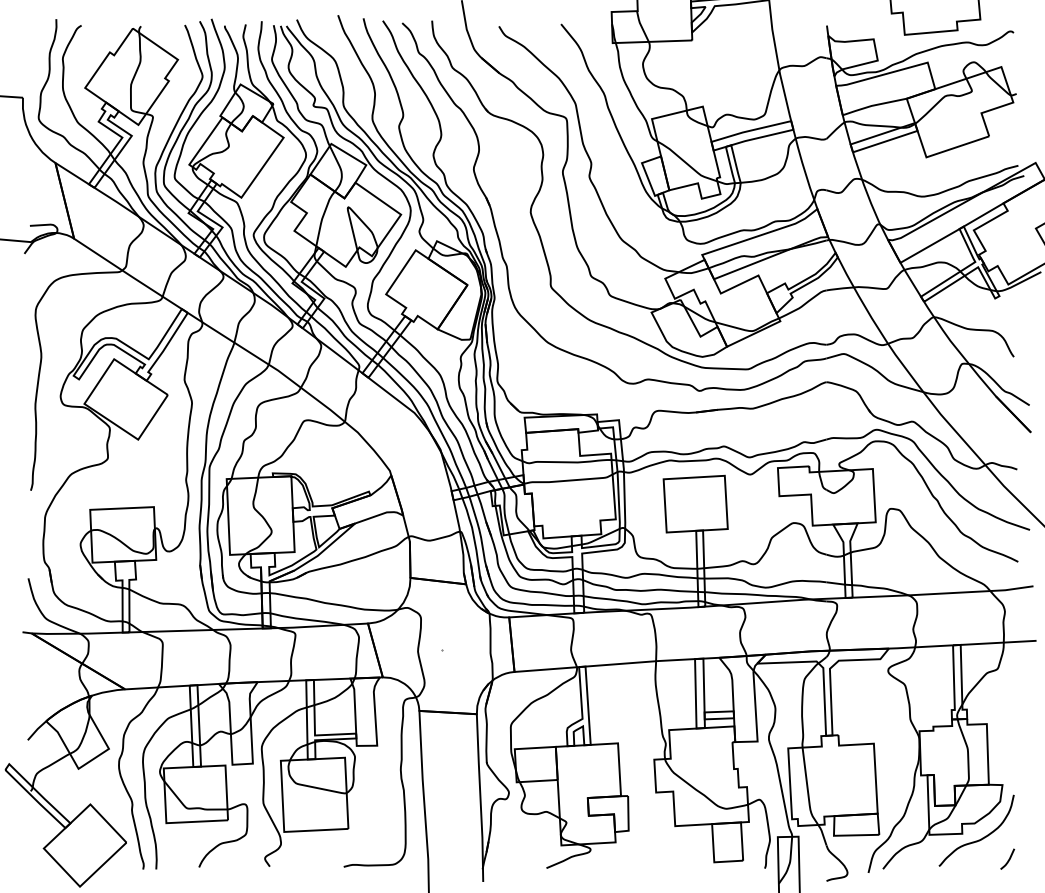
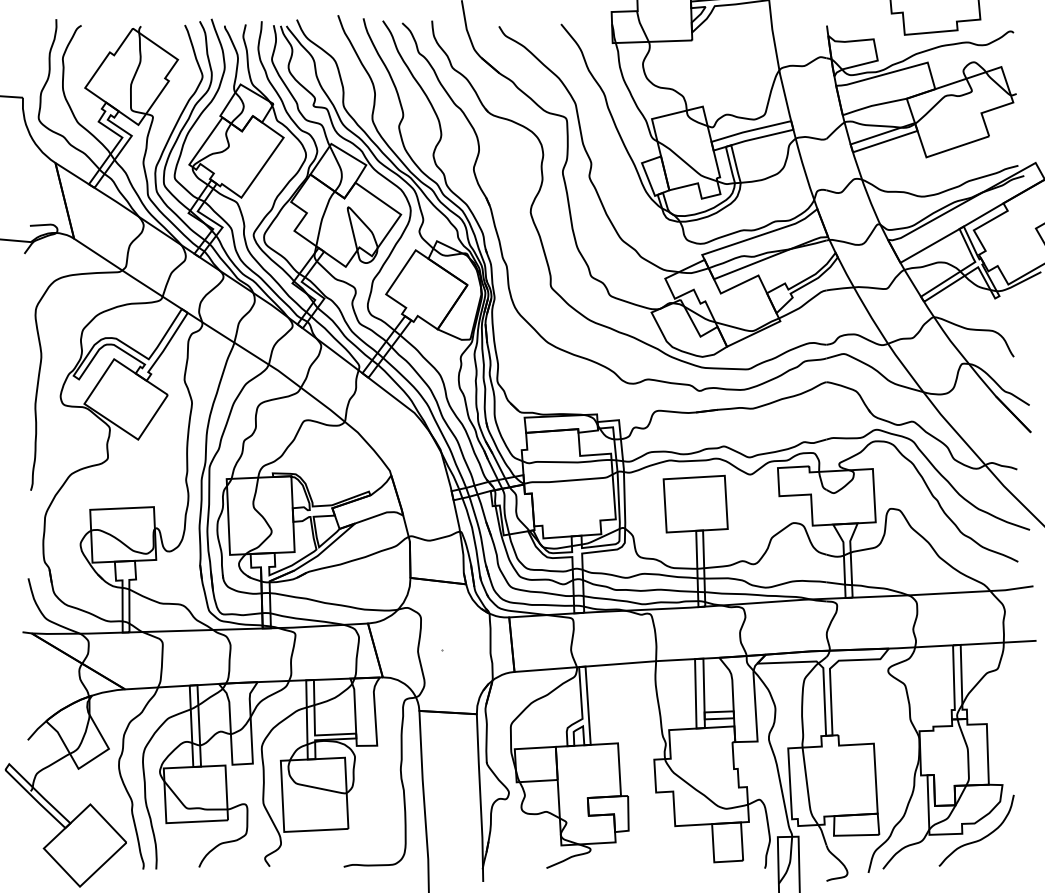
curve: present -> none (1008, 859)
